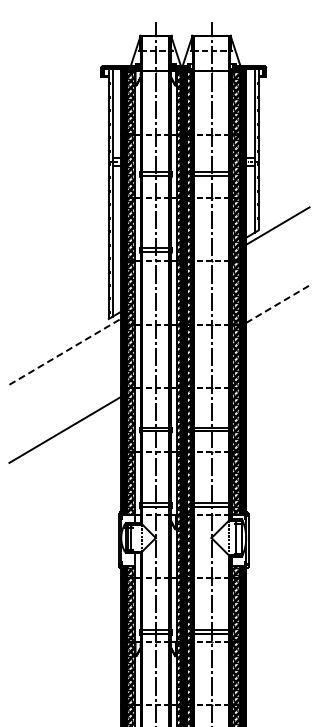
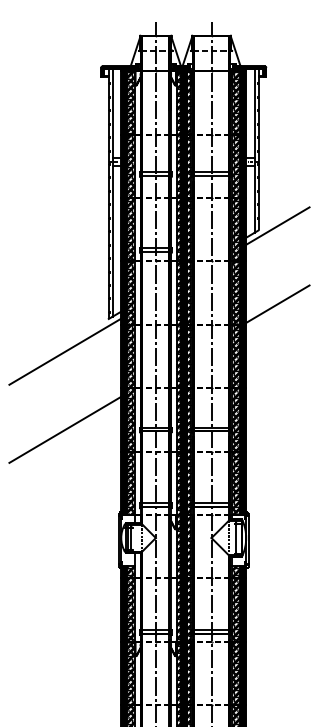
line: dashed -> solid (277, 304)
line: dashed -> solid (65, 351)
